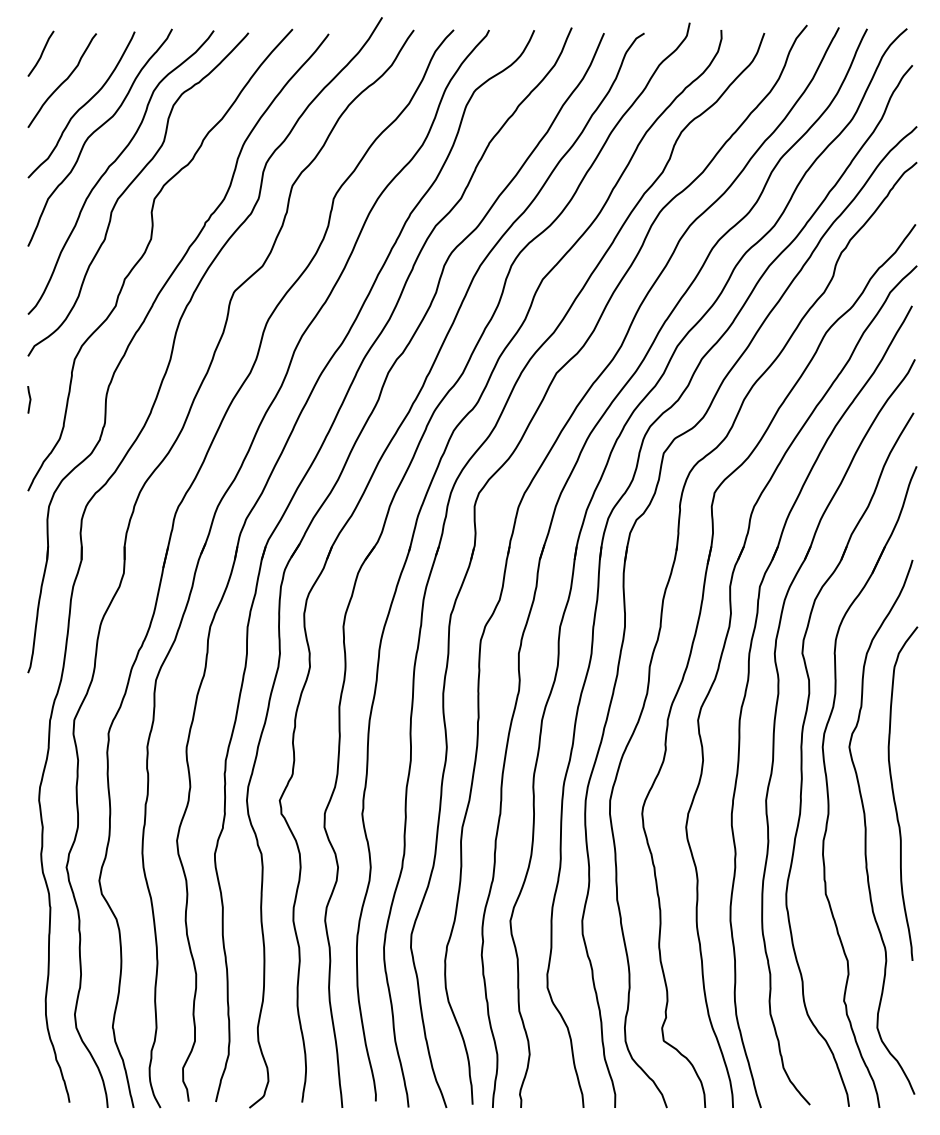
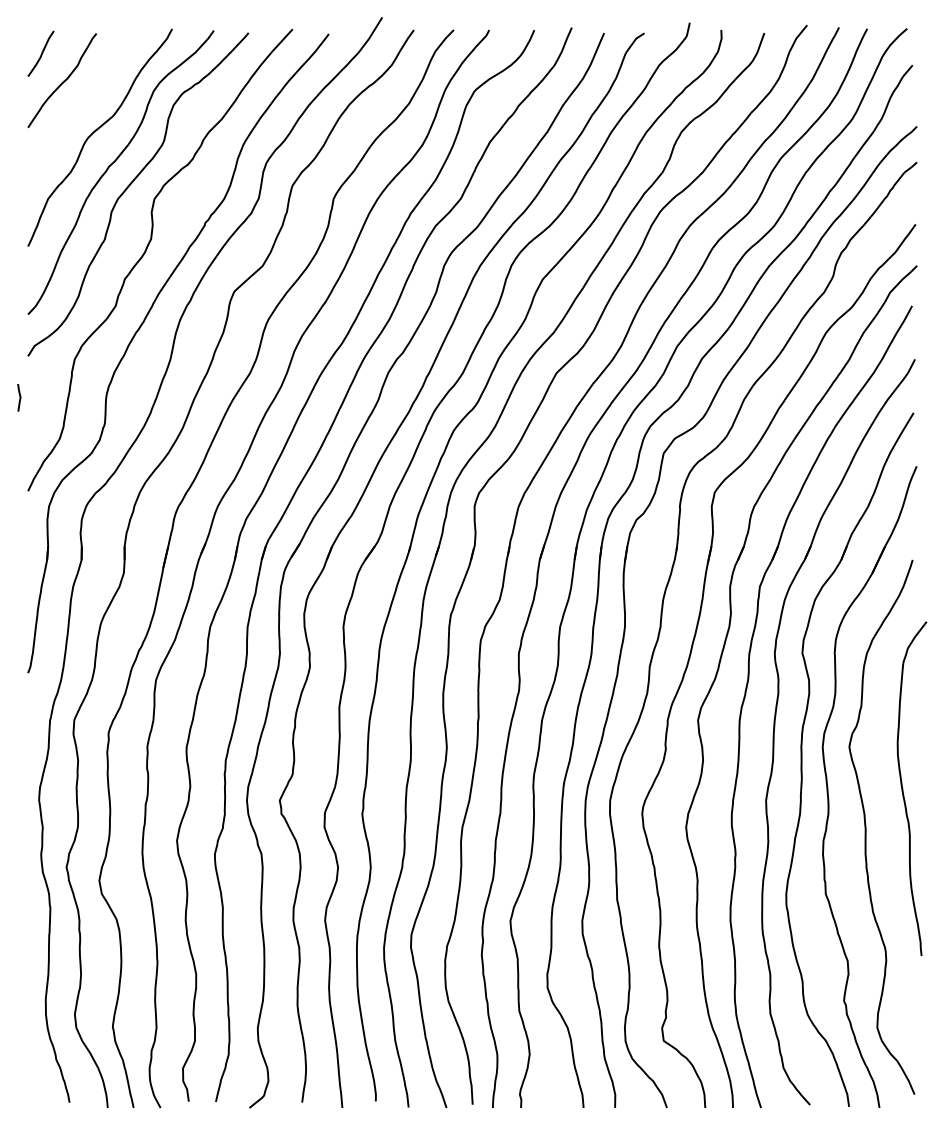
curve: present -> none (82, 105)
curve position: (29, 399) -> (19, 397) (19, 397)
curve position: (894, 793) -> (903, 788) (903, 788)
